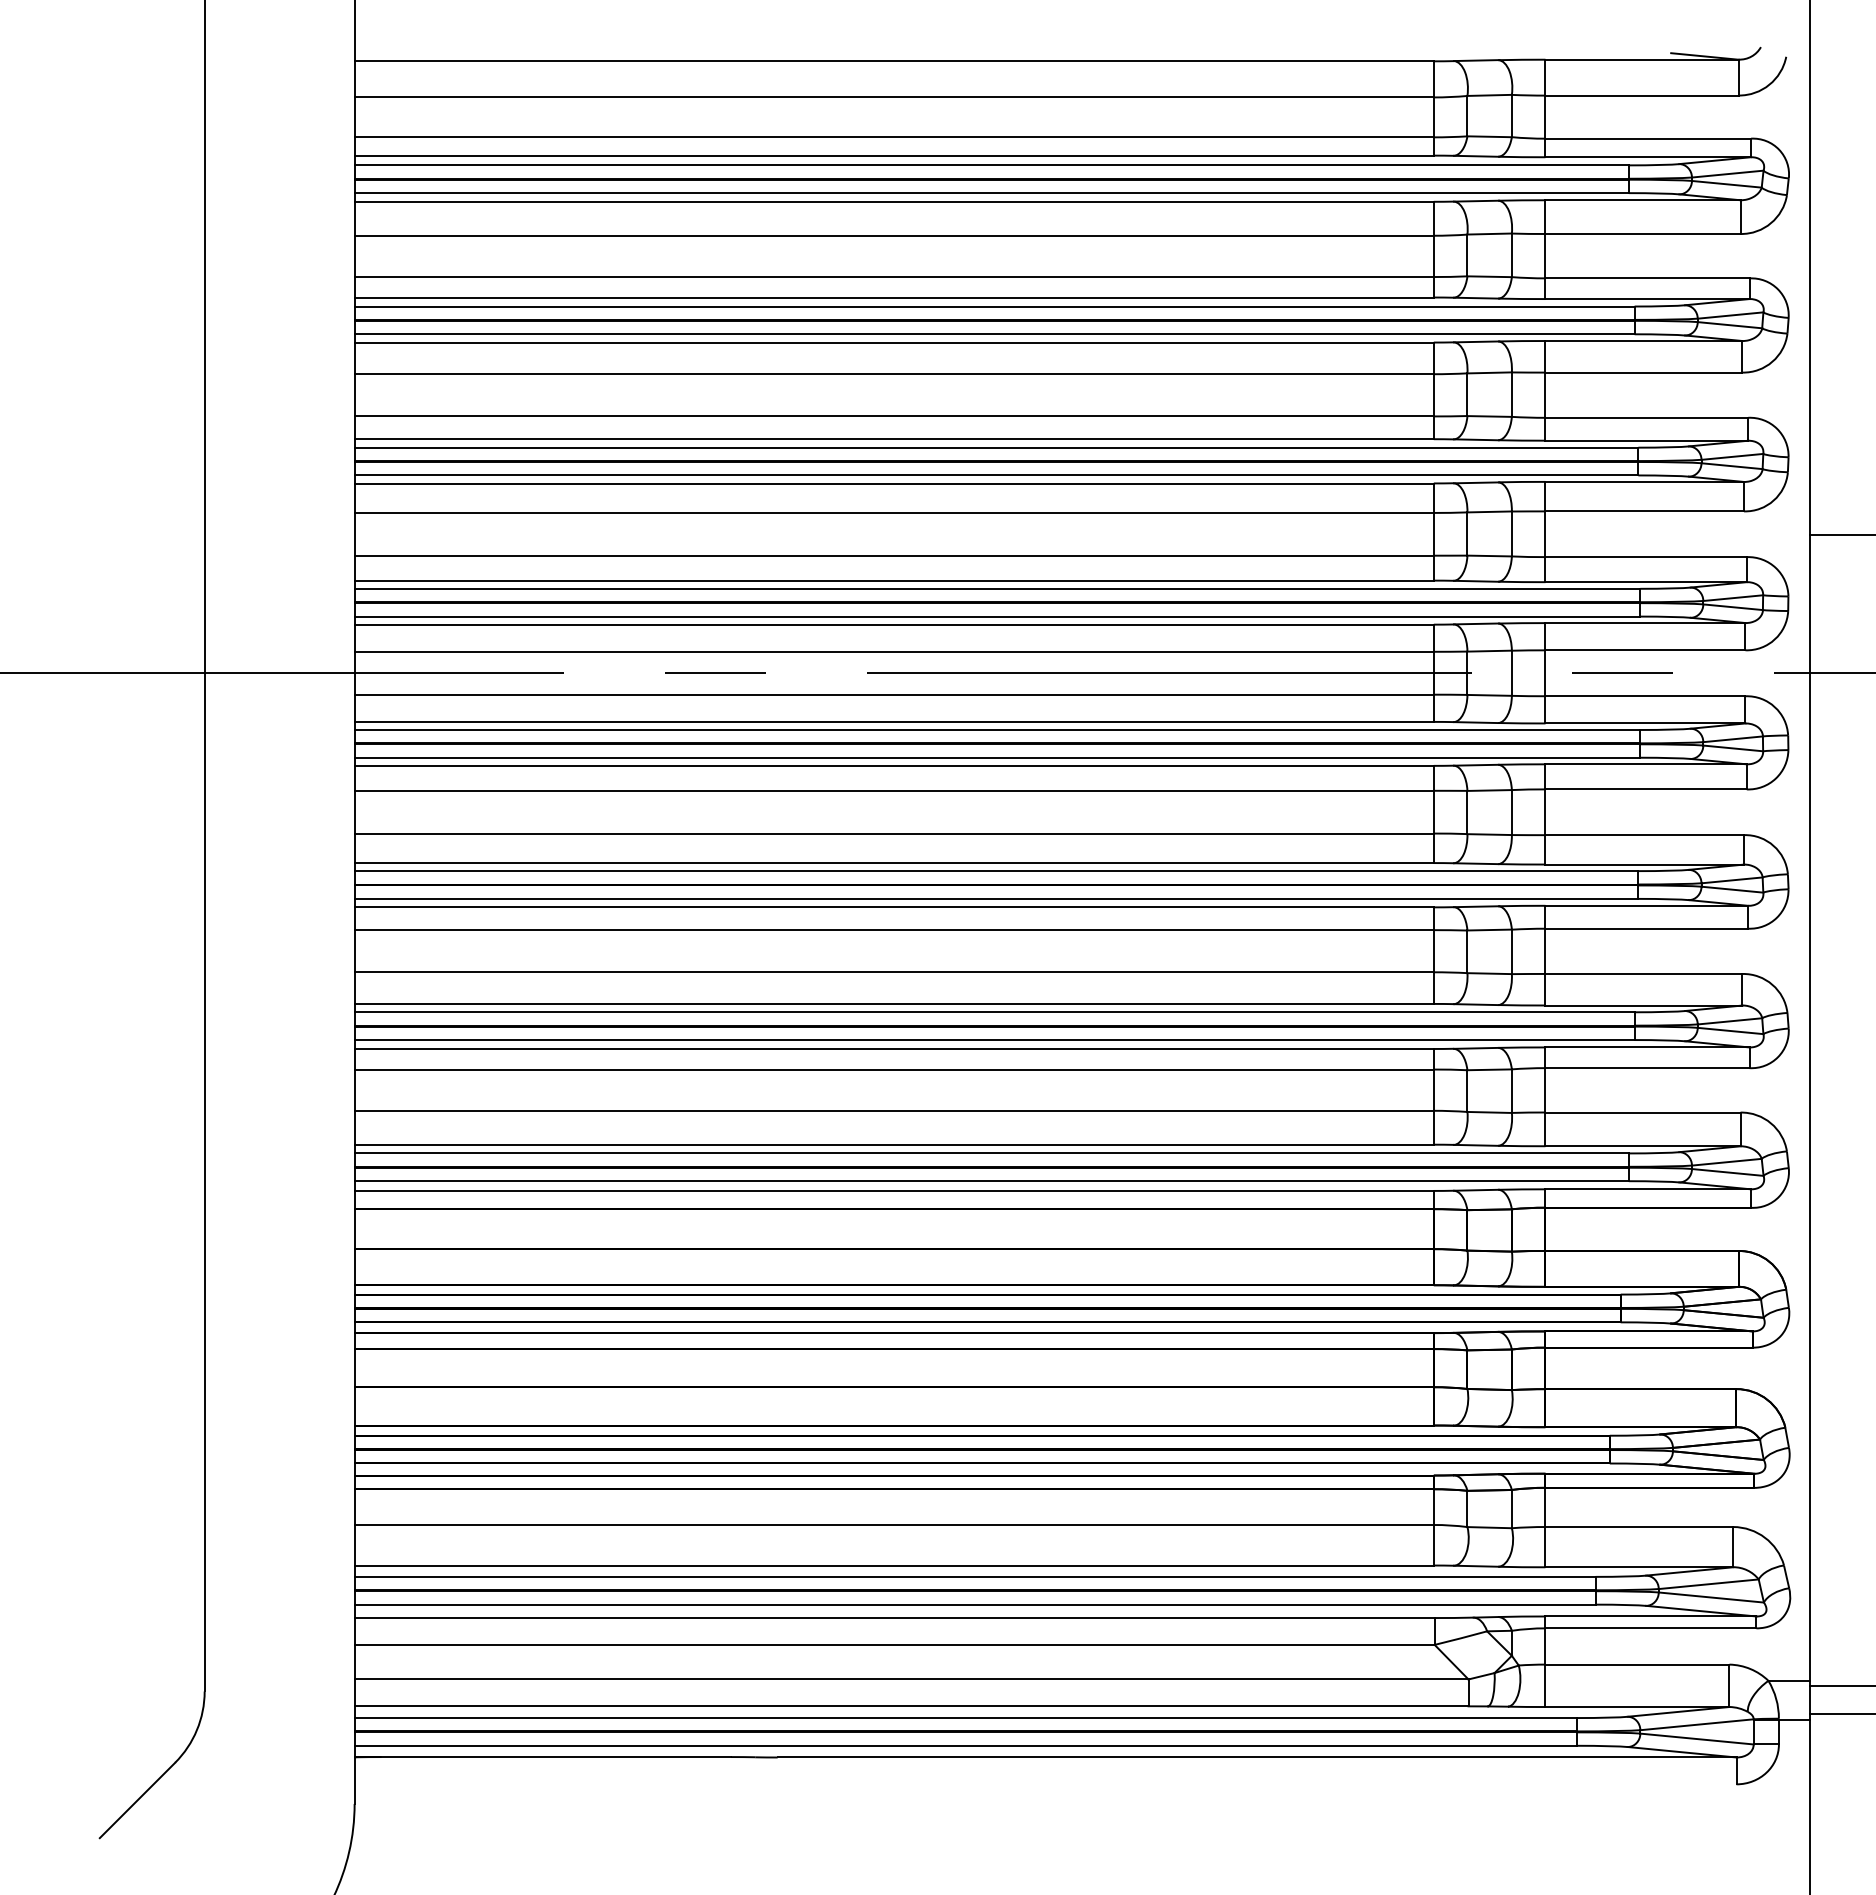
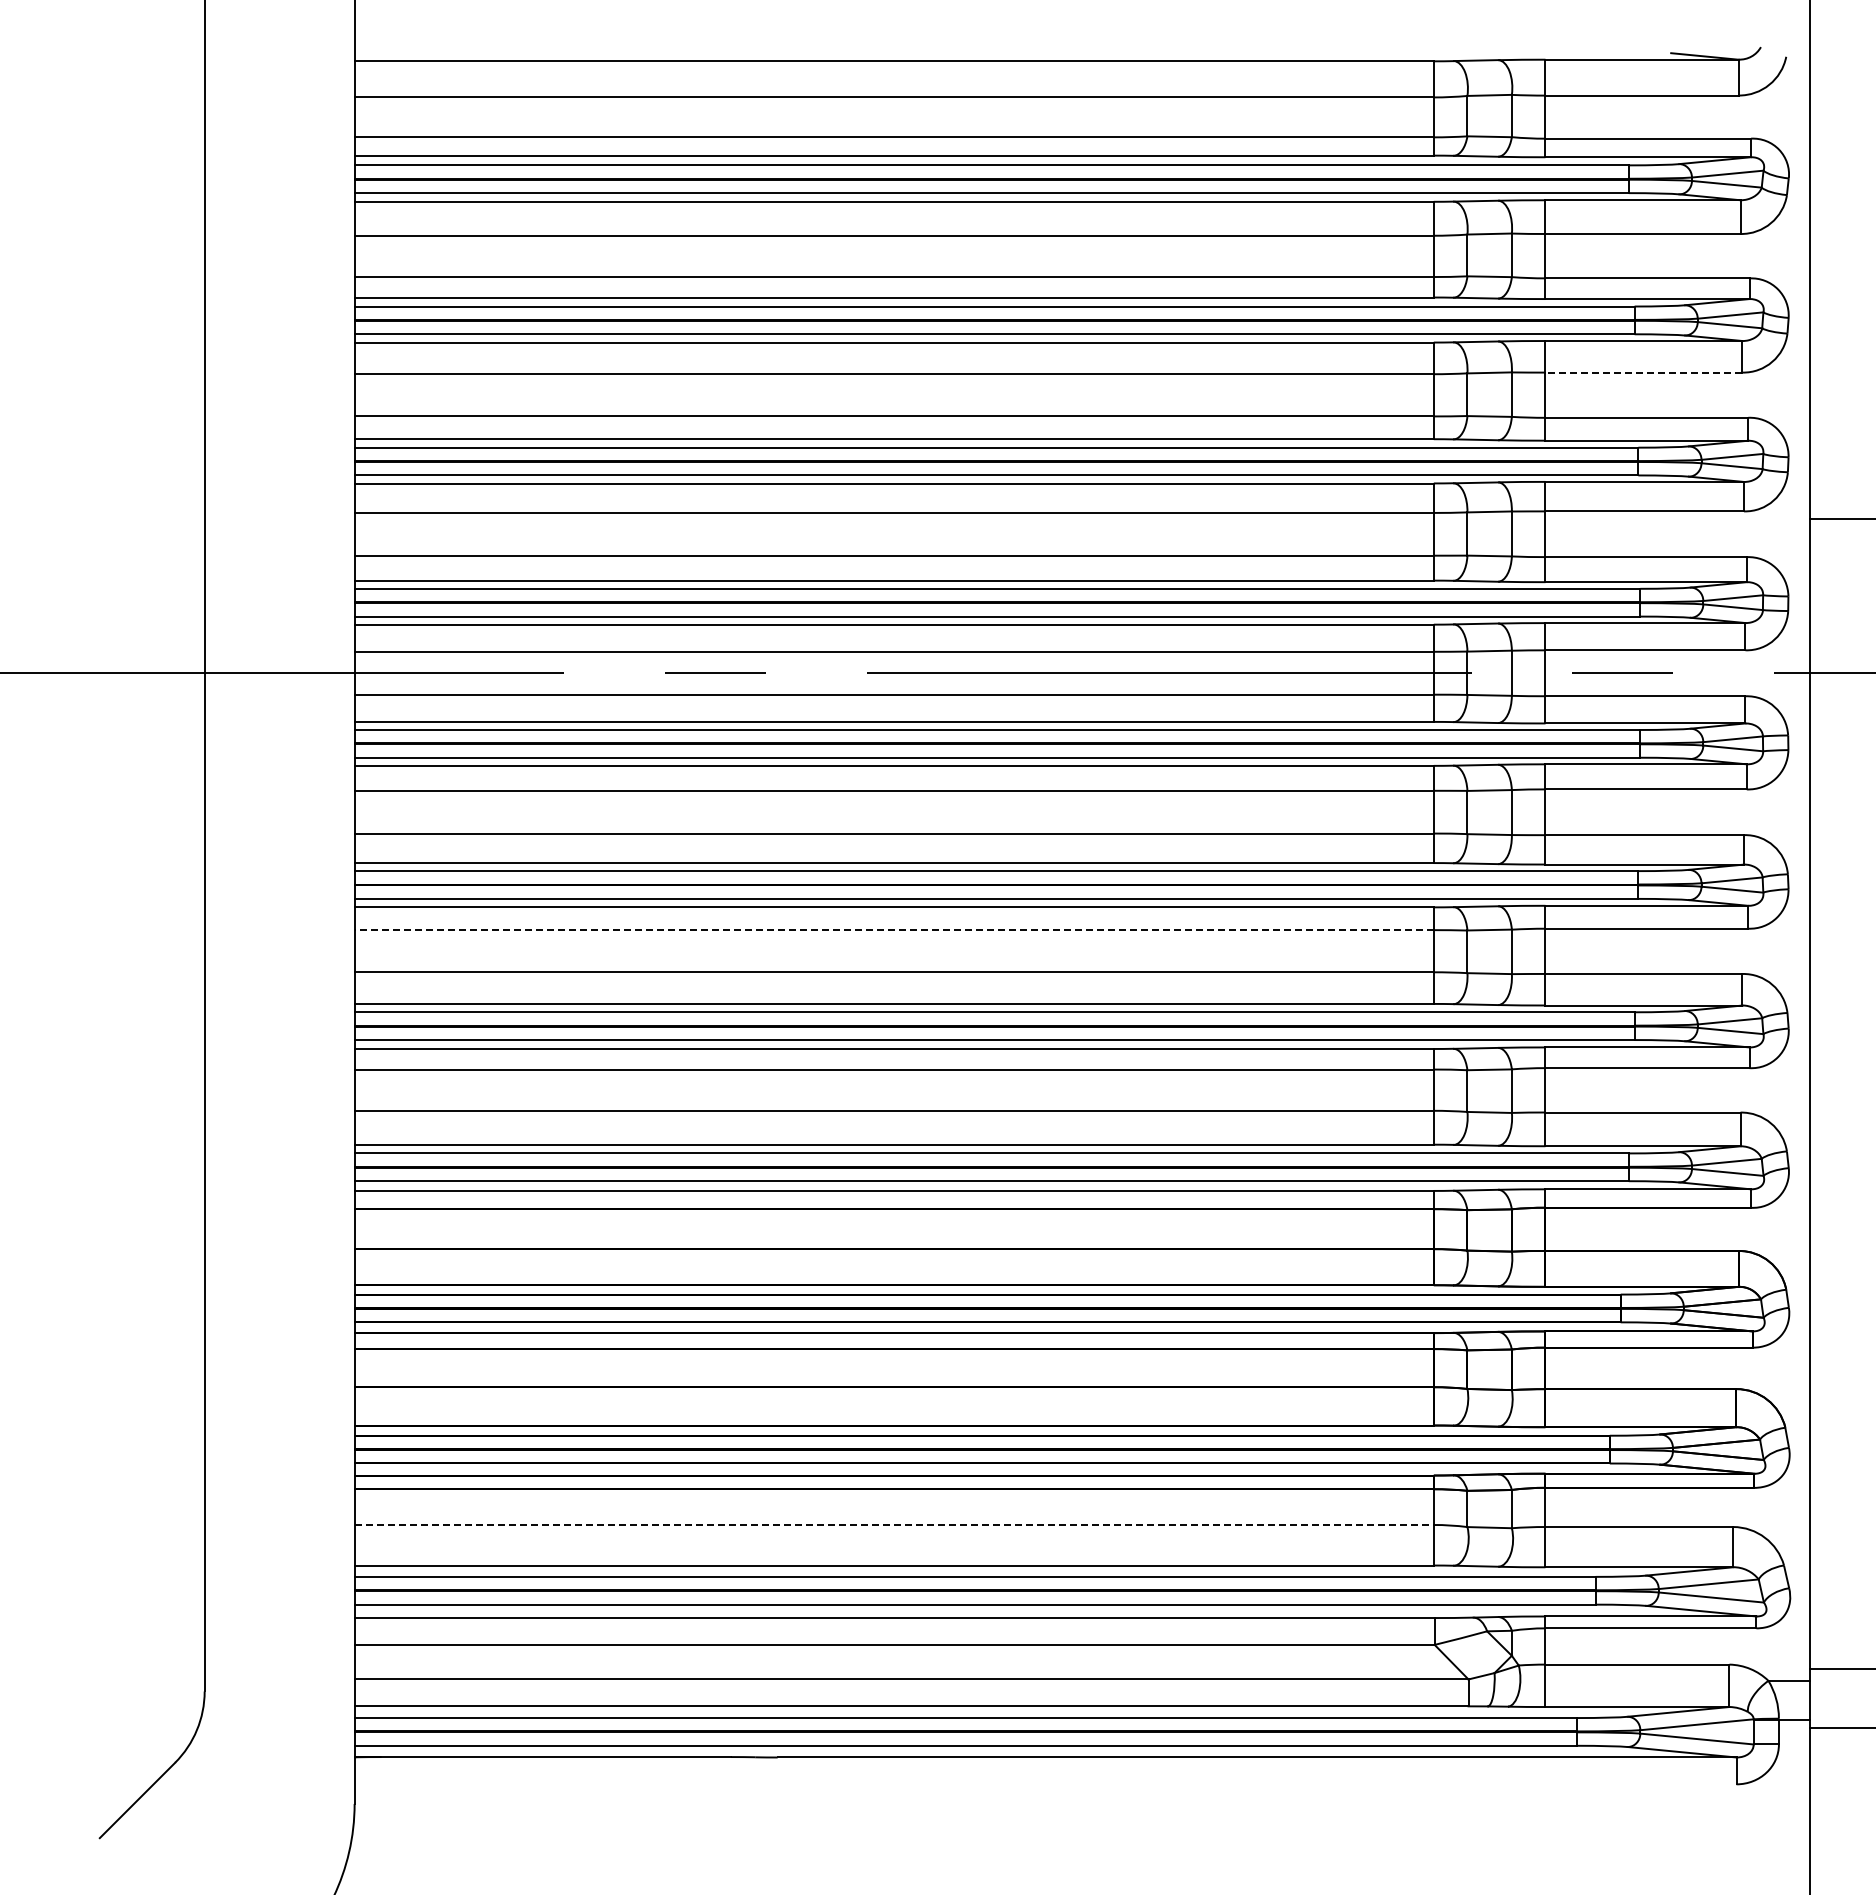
line: solid -> dashed (1643, 372)
line position: (1840, 535) -> (1840, 519) (1840, 519)
line: solid -> dashed (894, 930)
line: solid -> dashed (894, 1525)
line position: (1840, 1685) -> (1840, 1668) (1840, 1668)
line position: (1840, 1713) -> (1840, 1727) (1840, 1727)
